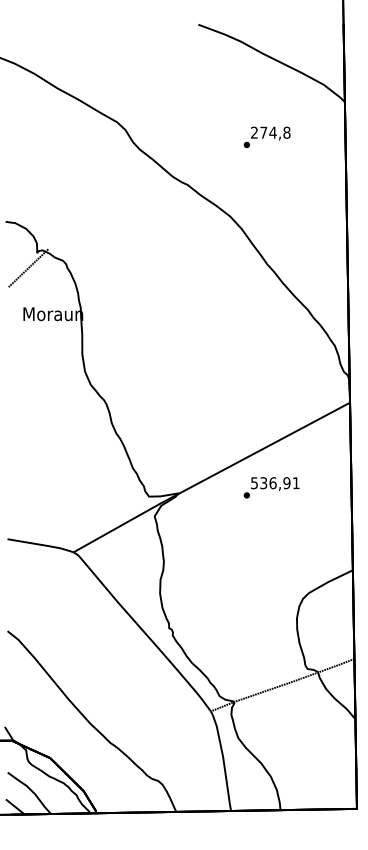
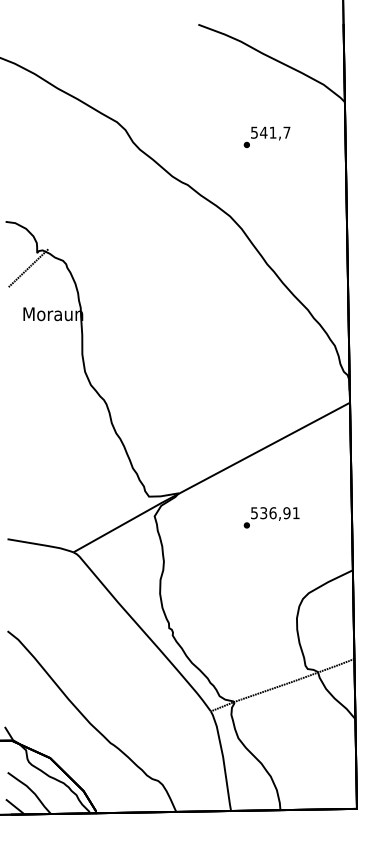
text: 274,8 -> 541,7 (270, 132)
text position: (271, 487) -> (271, 517) (271, 517)
